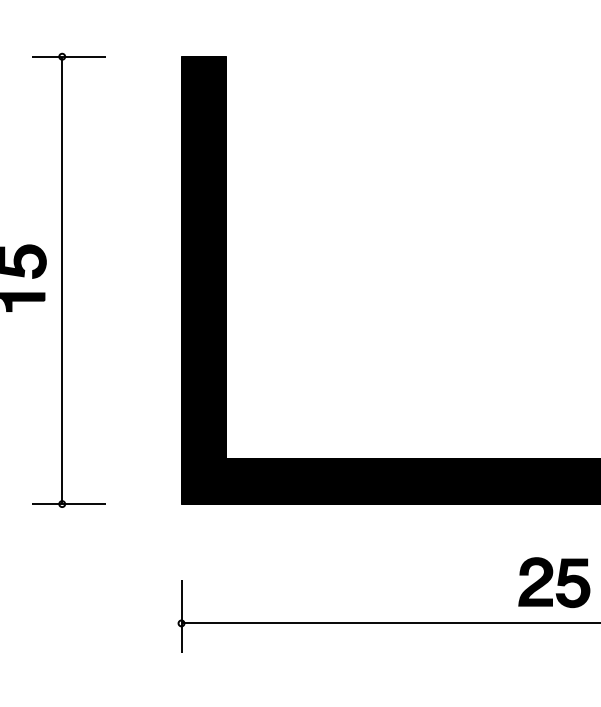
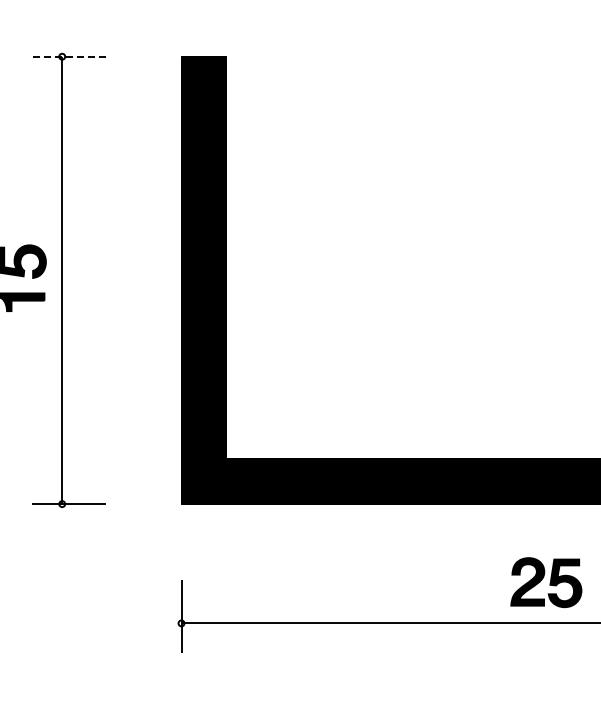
line: solid -> dashed (69, 56)
part position: (554, 582) -> (546, 582) (546, 582)
